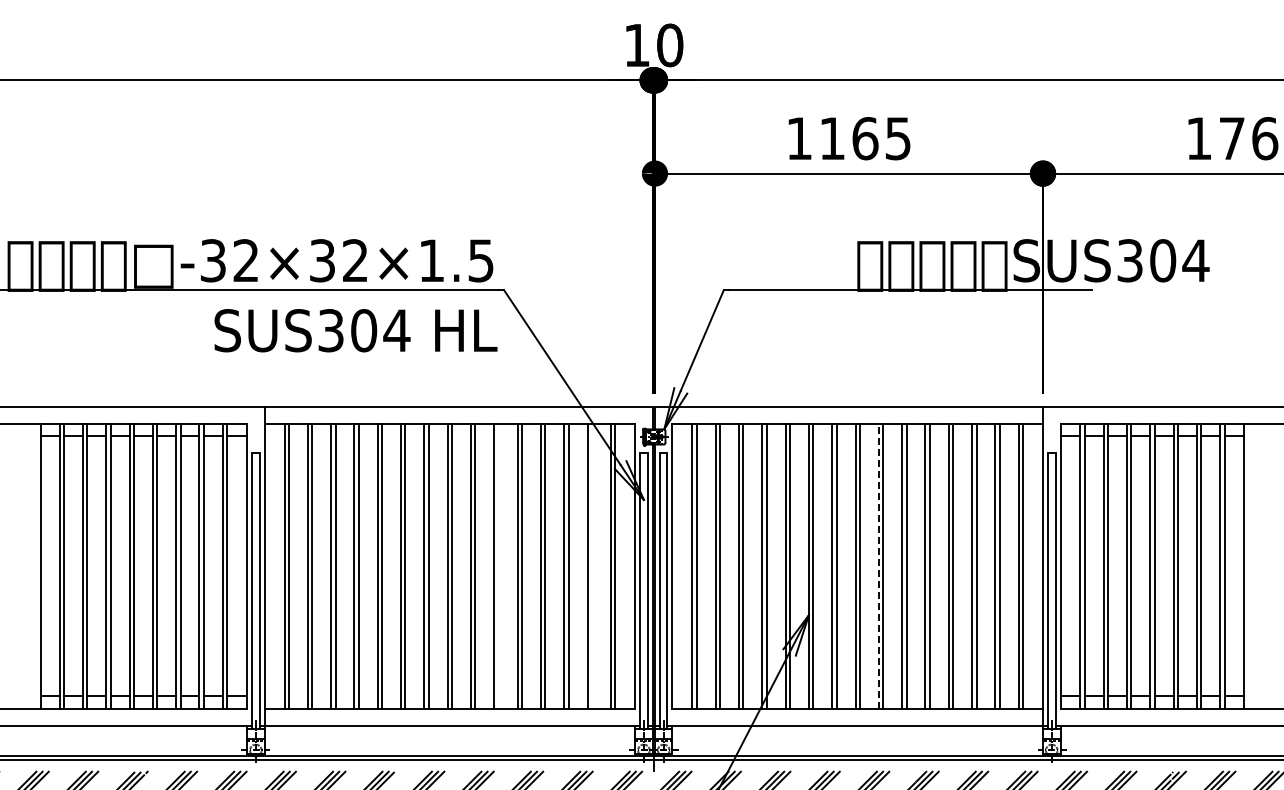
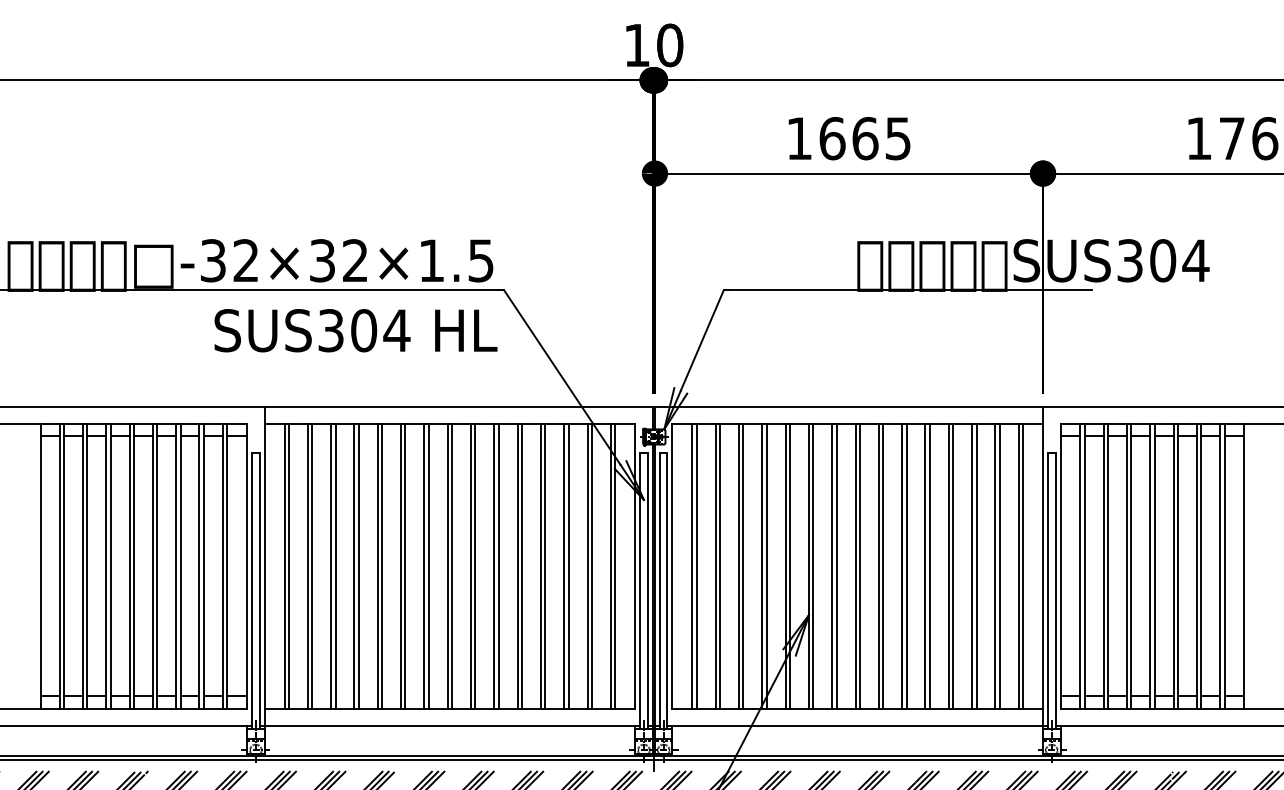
text: 1165 -> 1665 (832, 138)
line: dashed -> solid (878, 565)
line: none -> present (498, 566)
line: none -> present (591, 566)
